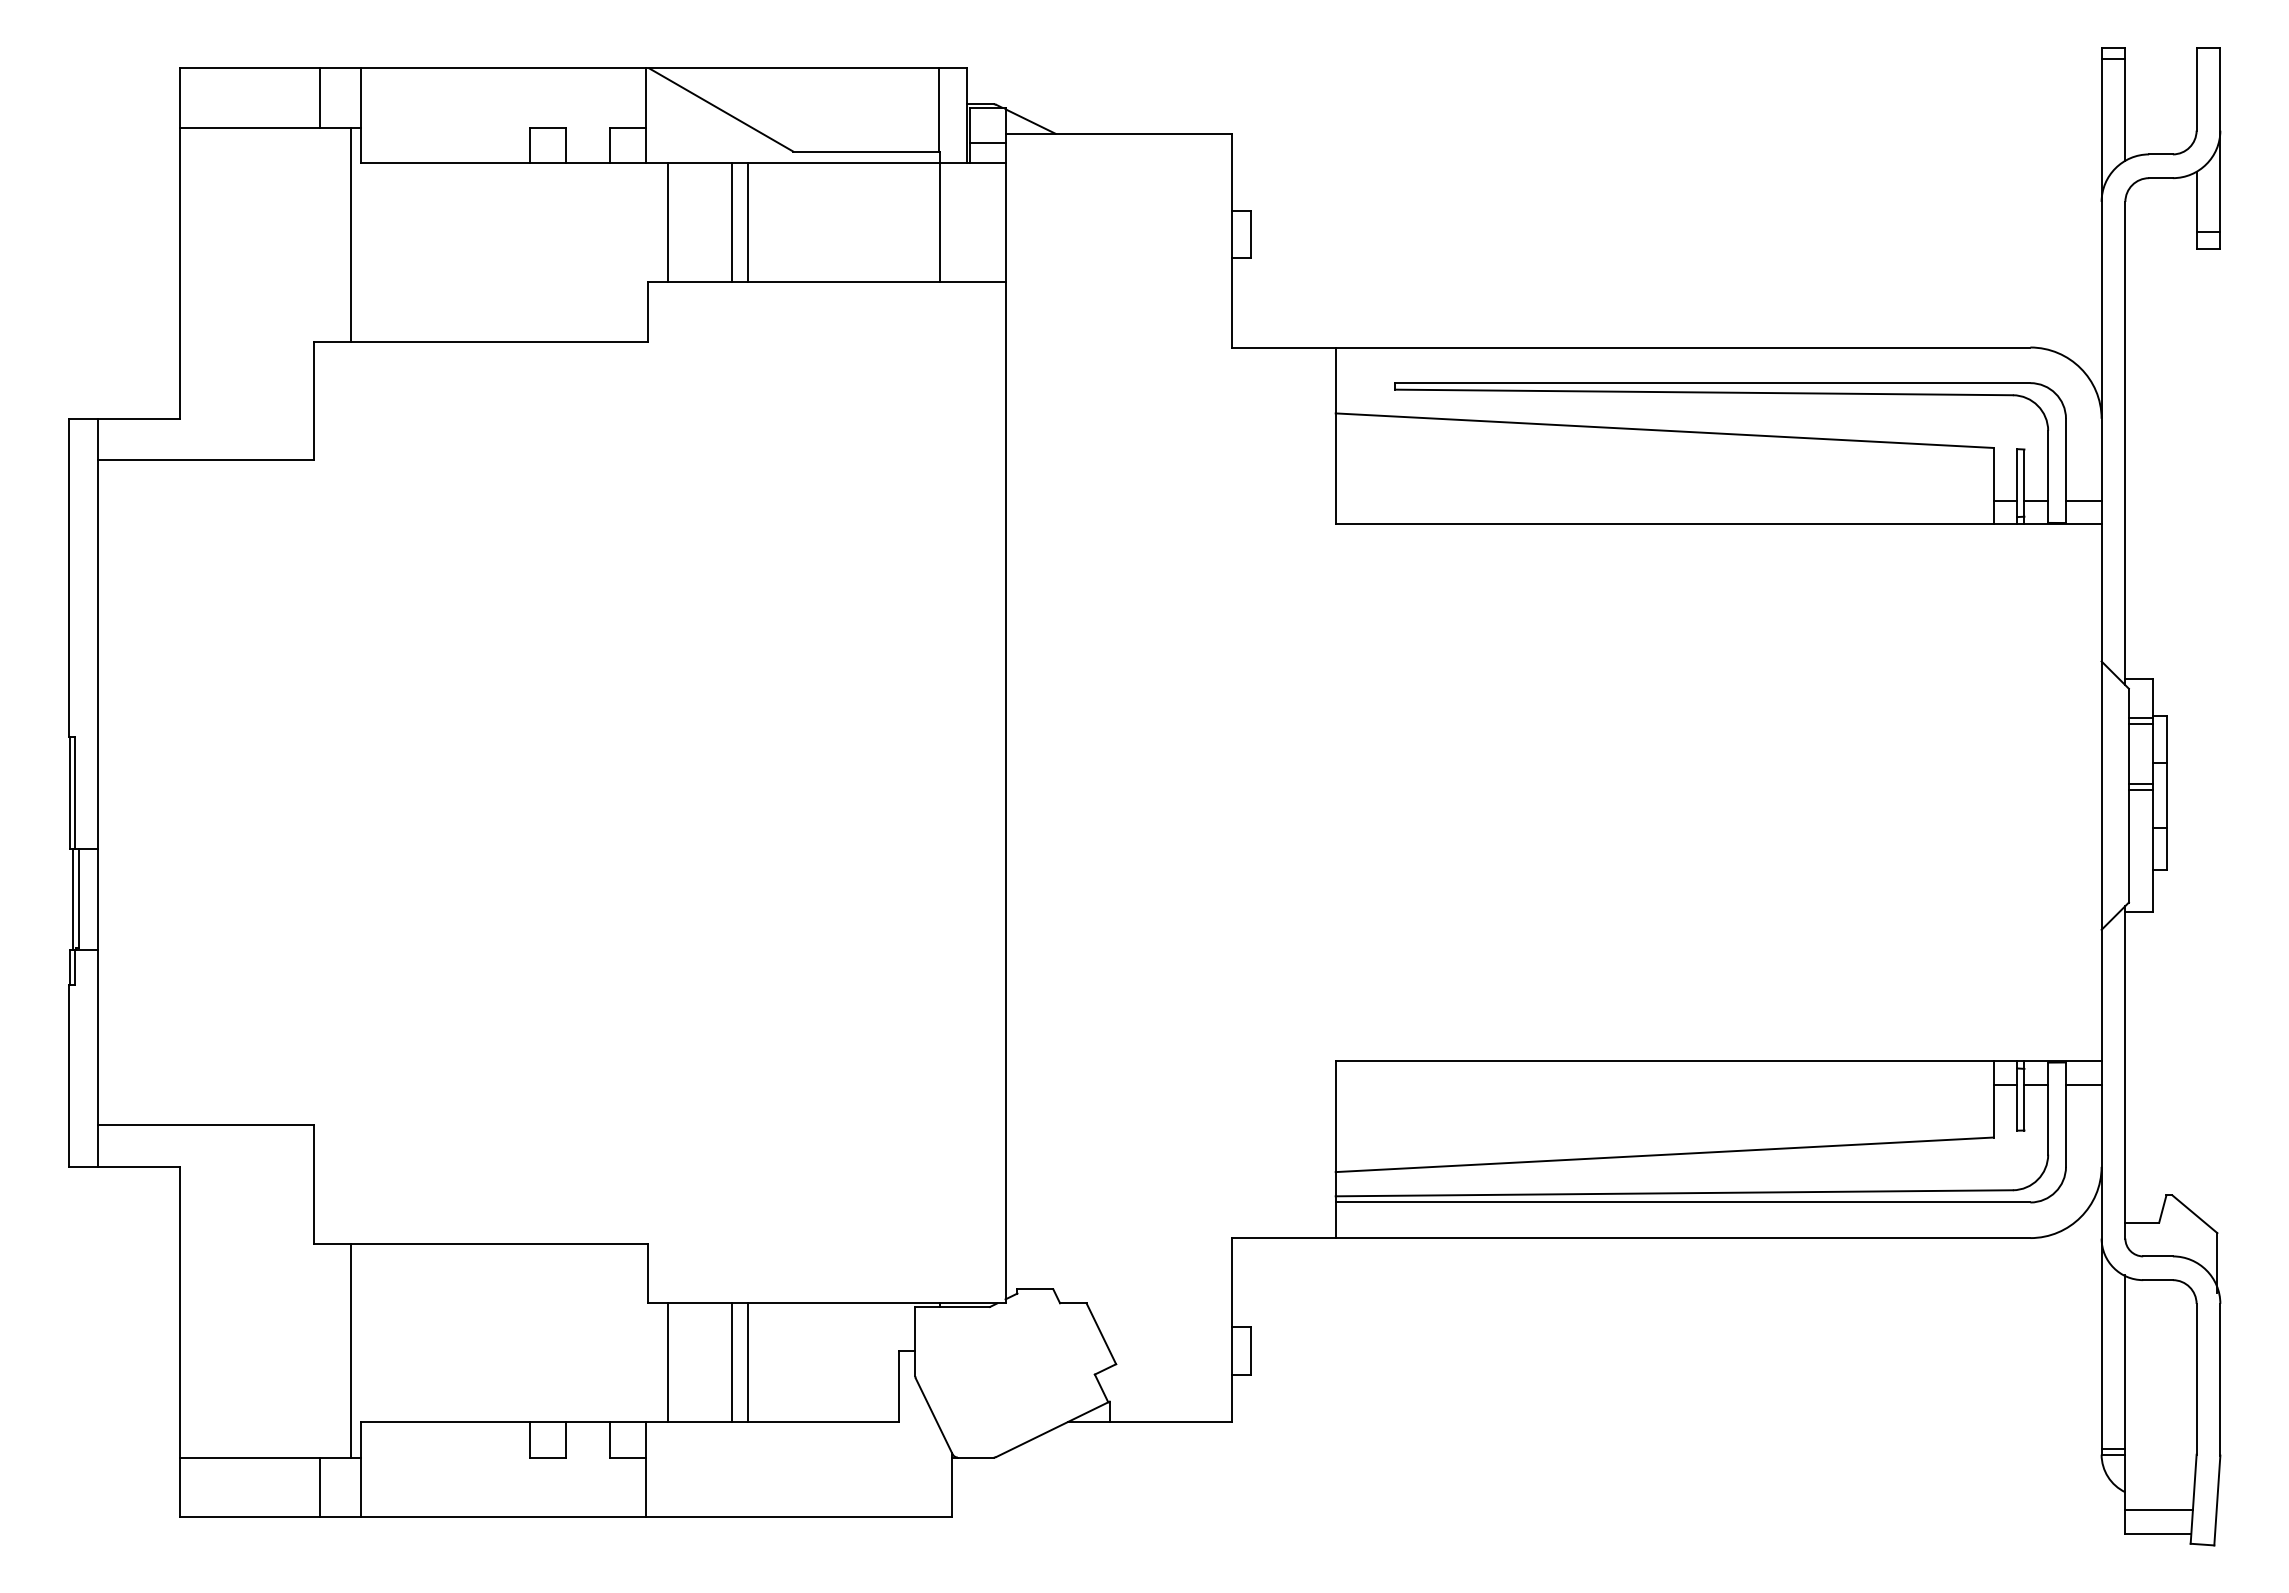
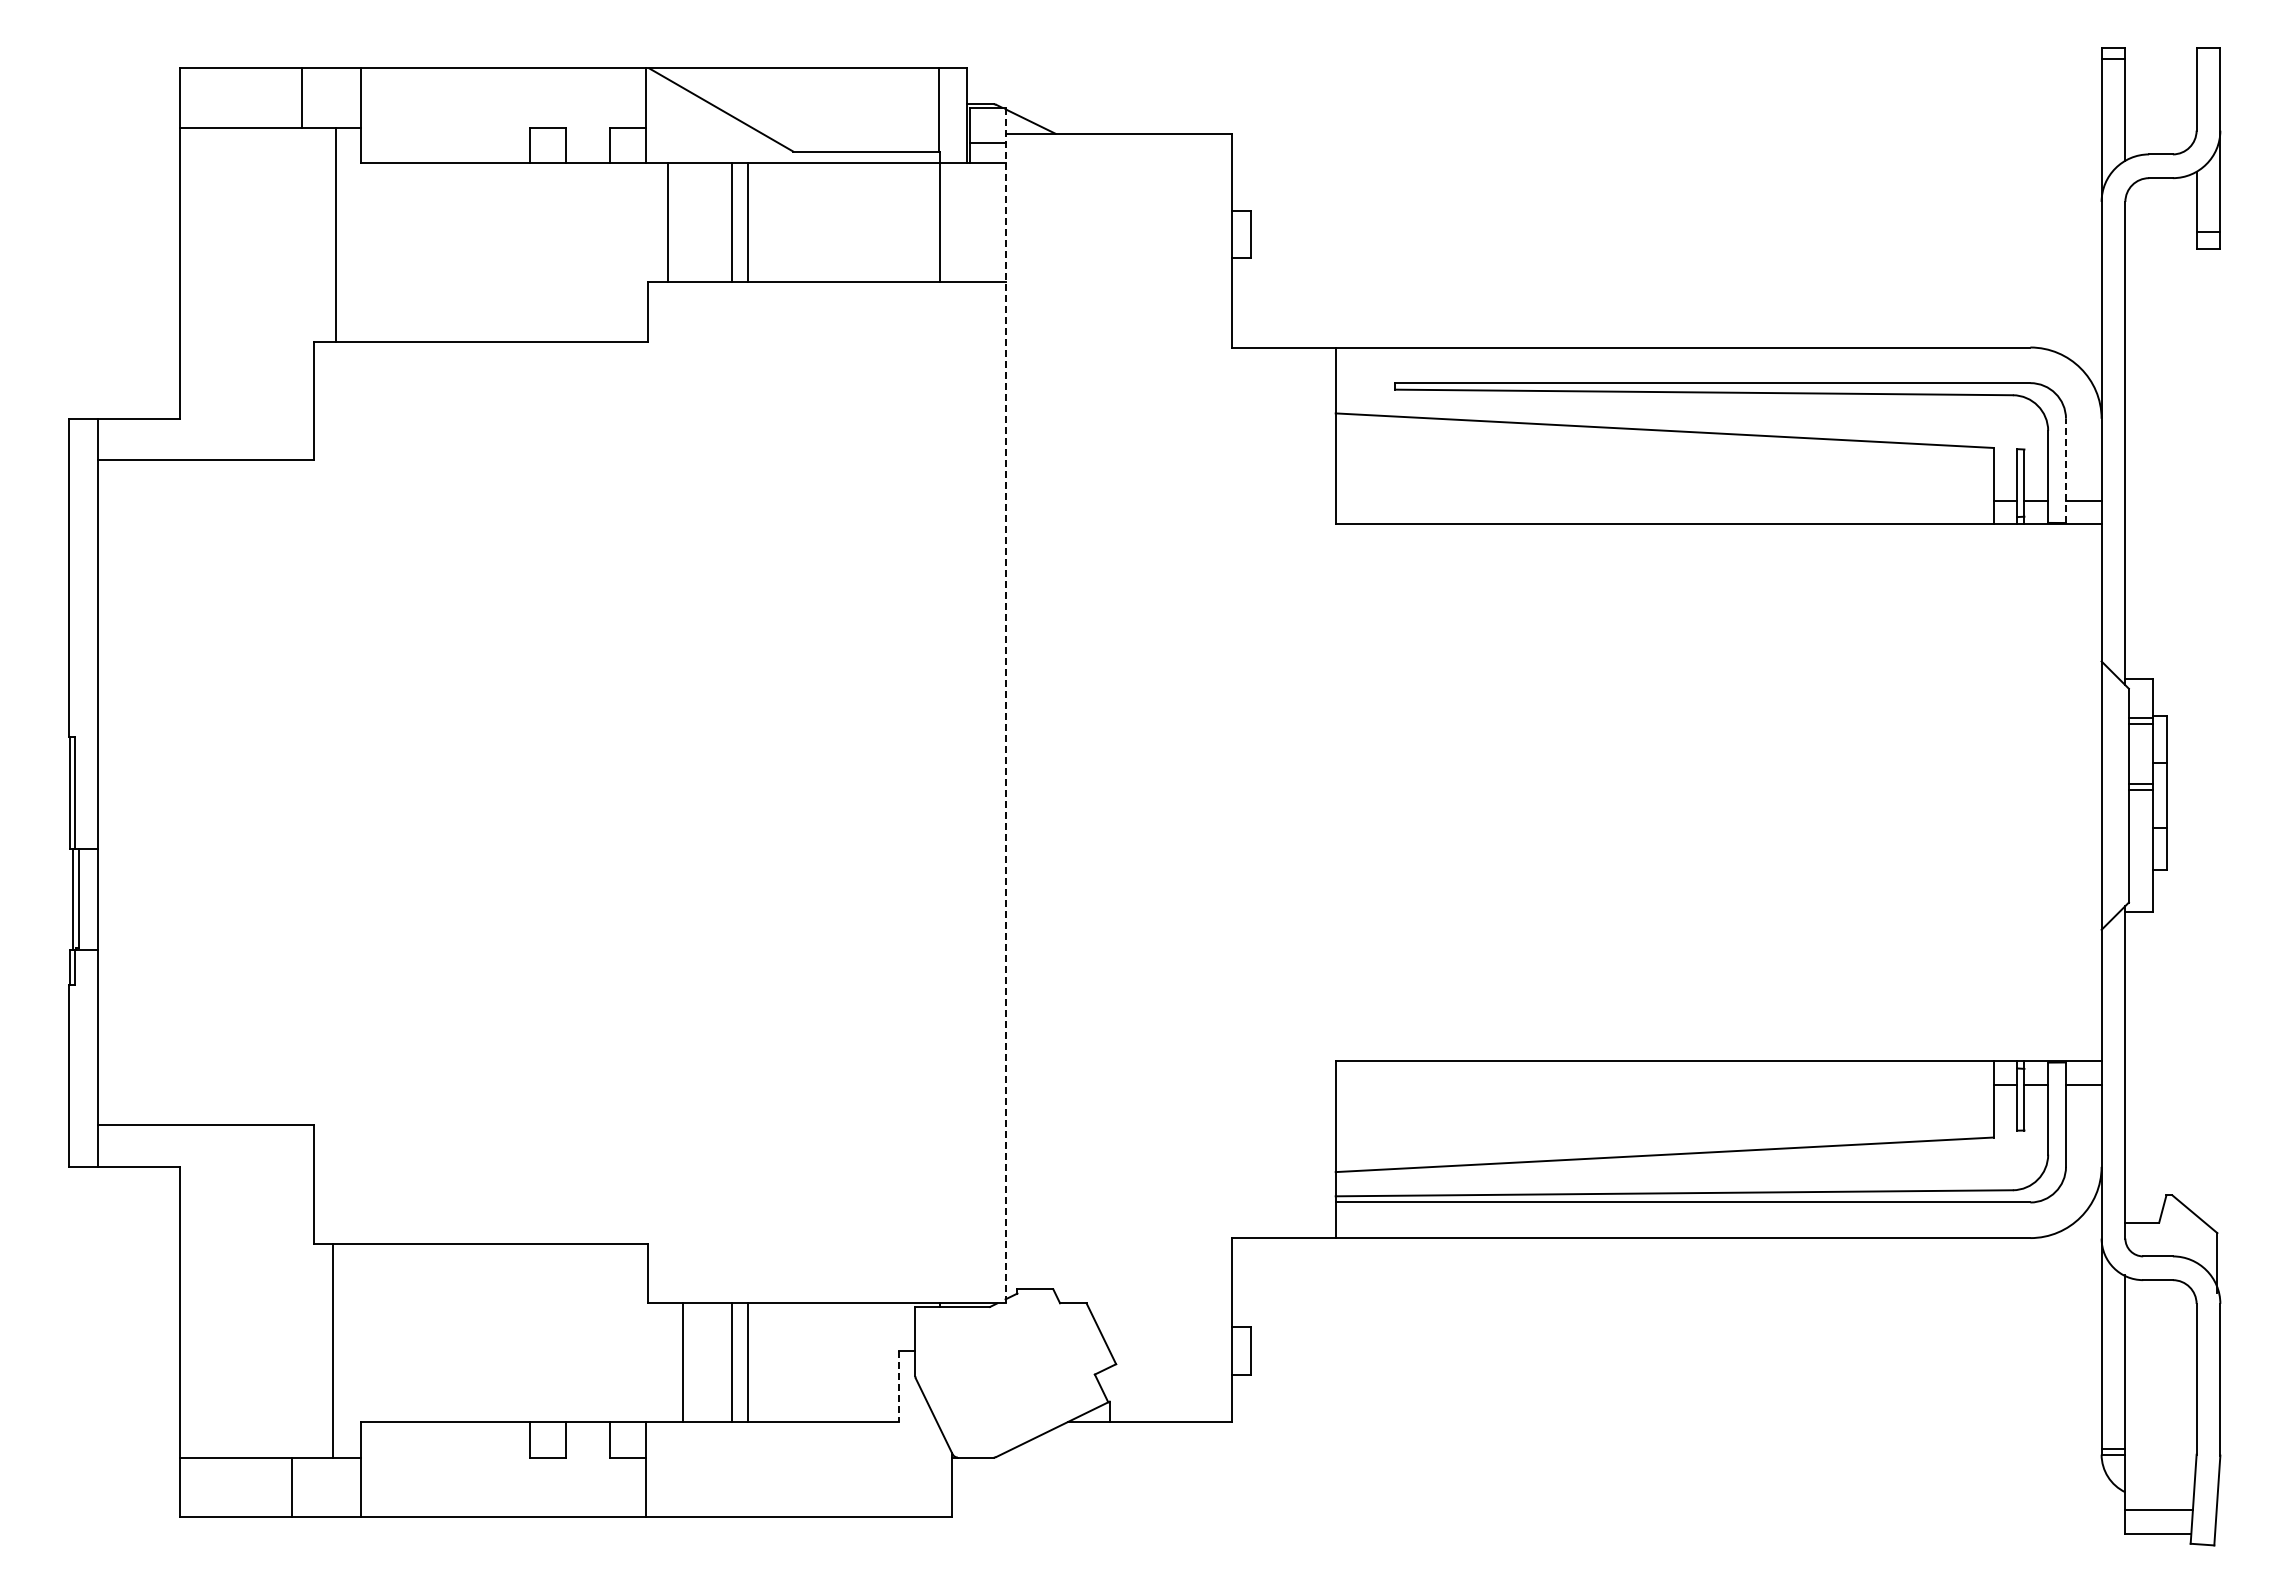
line position: (320, 97) -> (302, 97) (302, 97)
line position: (351, 234) -> (336, 234) (336, 234)
line: solid -> dashed (2065, 470)
line: solid -> dashed (1005, 705)
line position: (351, 1350) -> (333, 1350) (333, 1350)
line position: (668, 1362) -> (683, 1362) (683, 1362)
line: solid -> dashed (898, 1386)
line position: (320, 1487) -> (292, 1487) (292, 1487)
